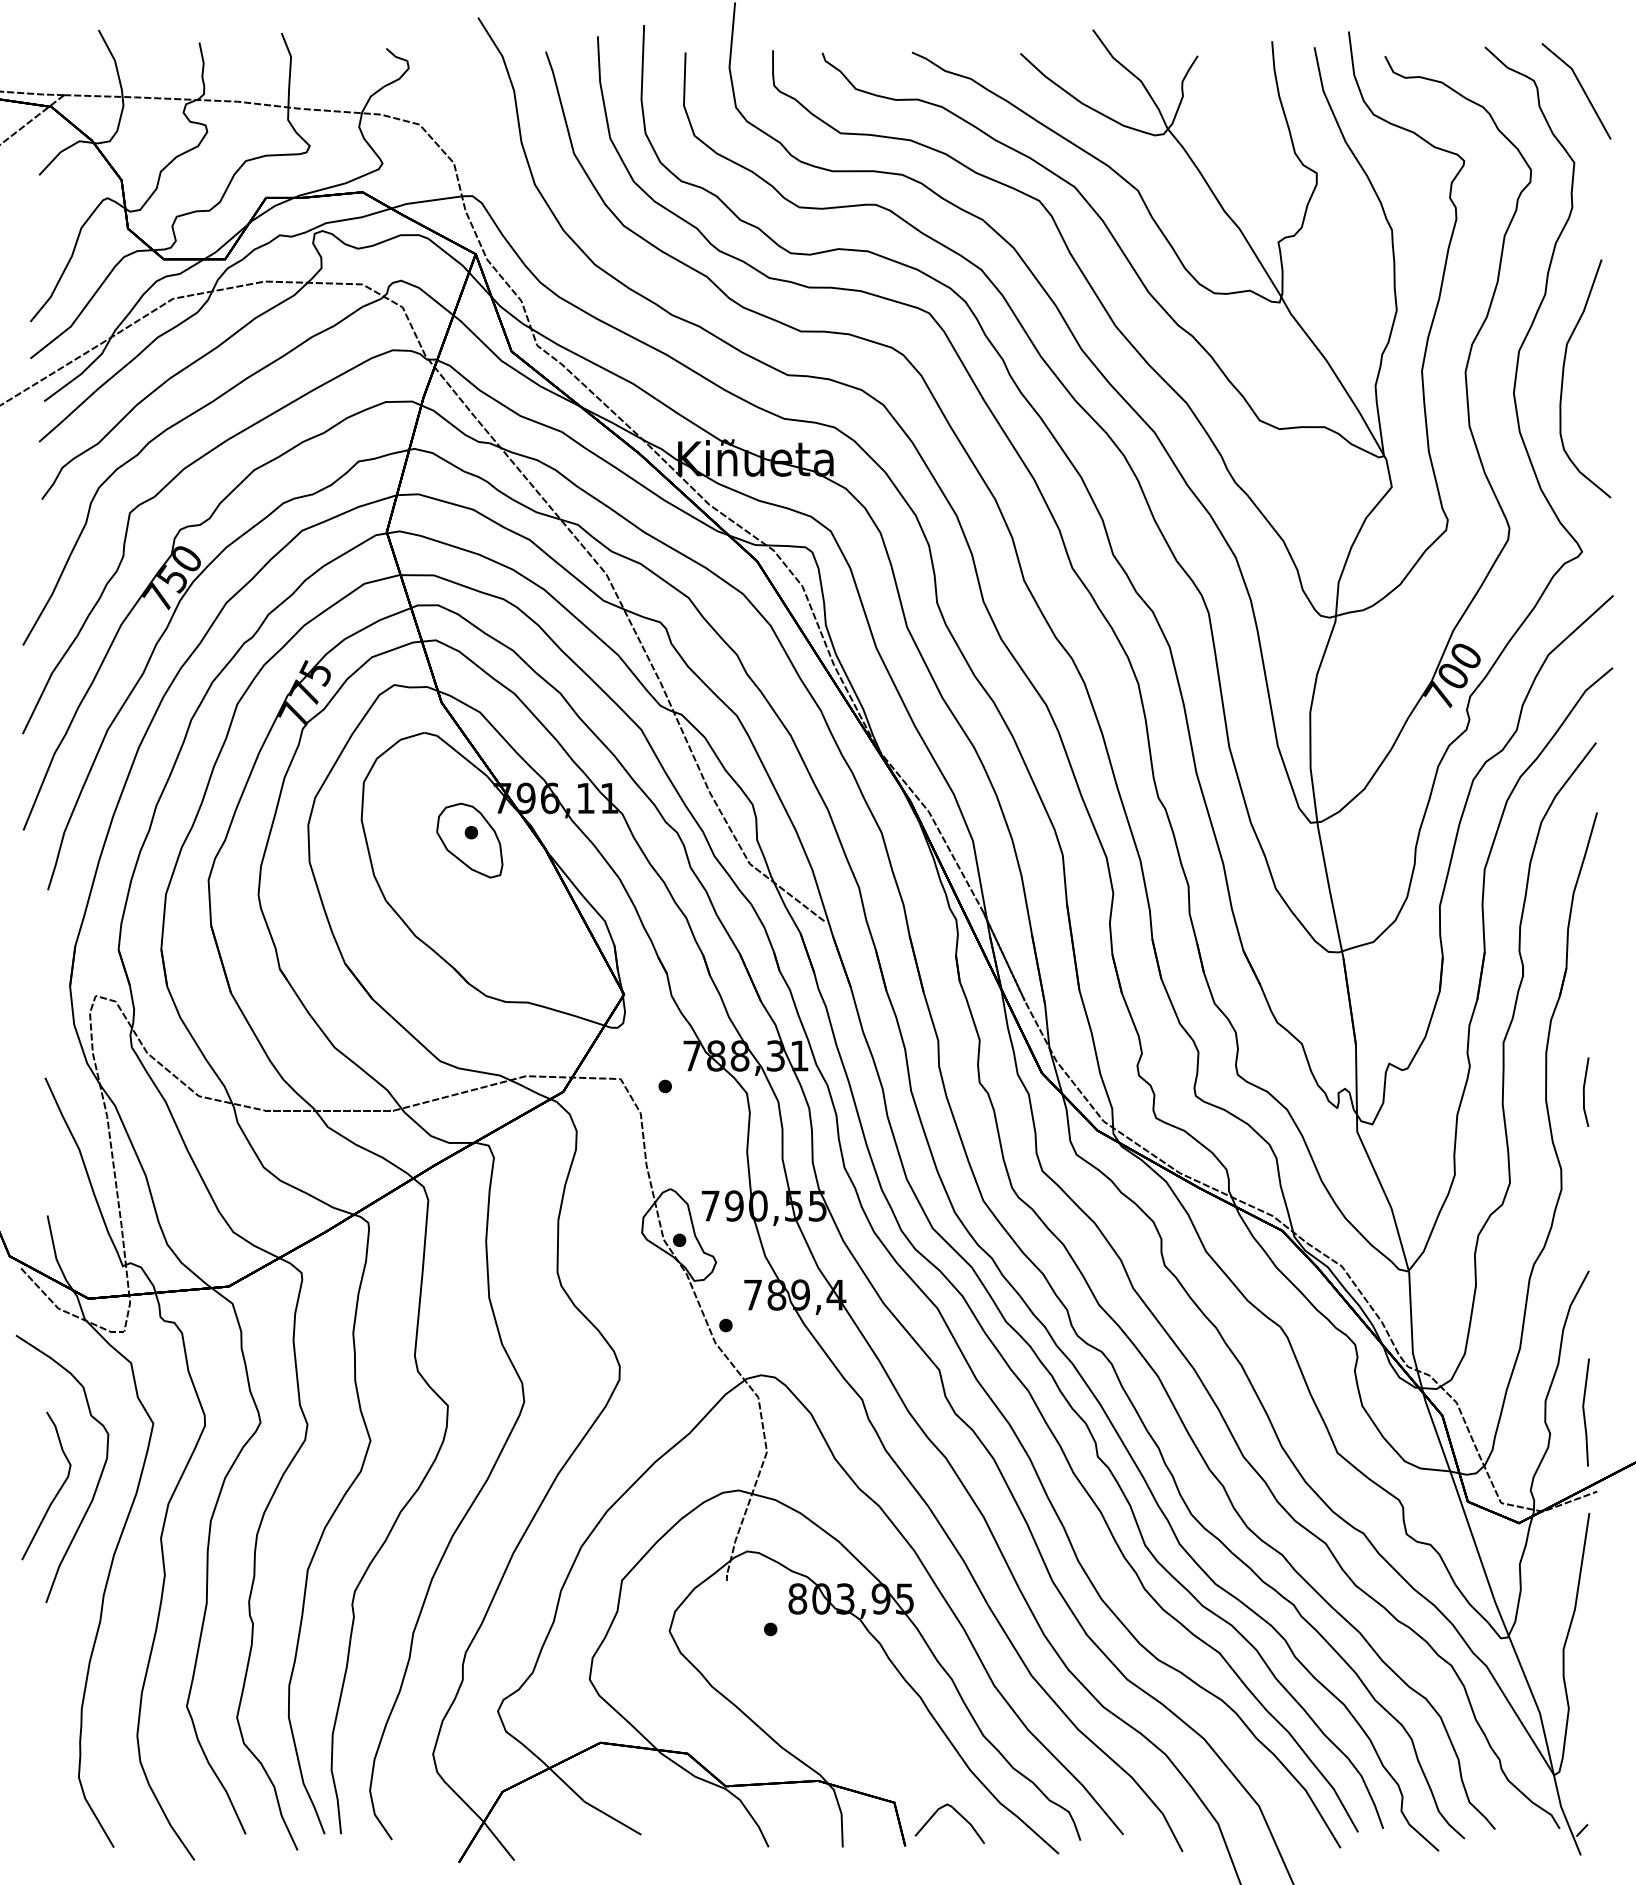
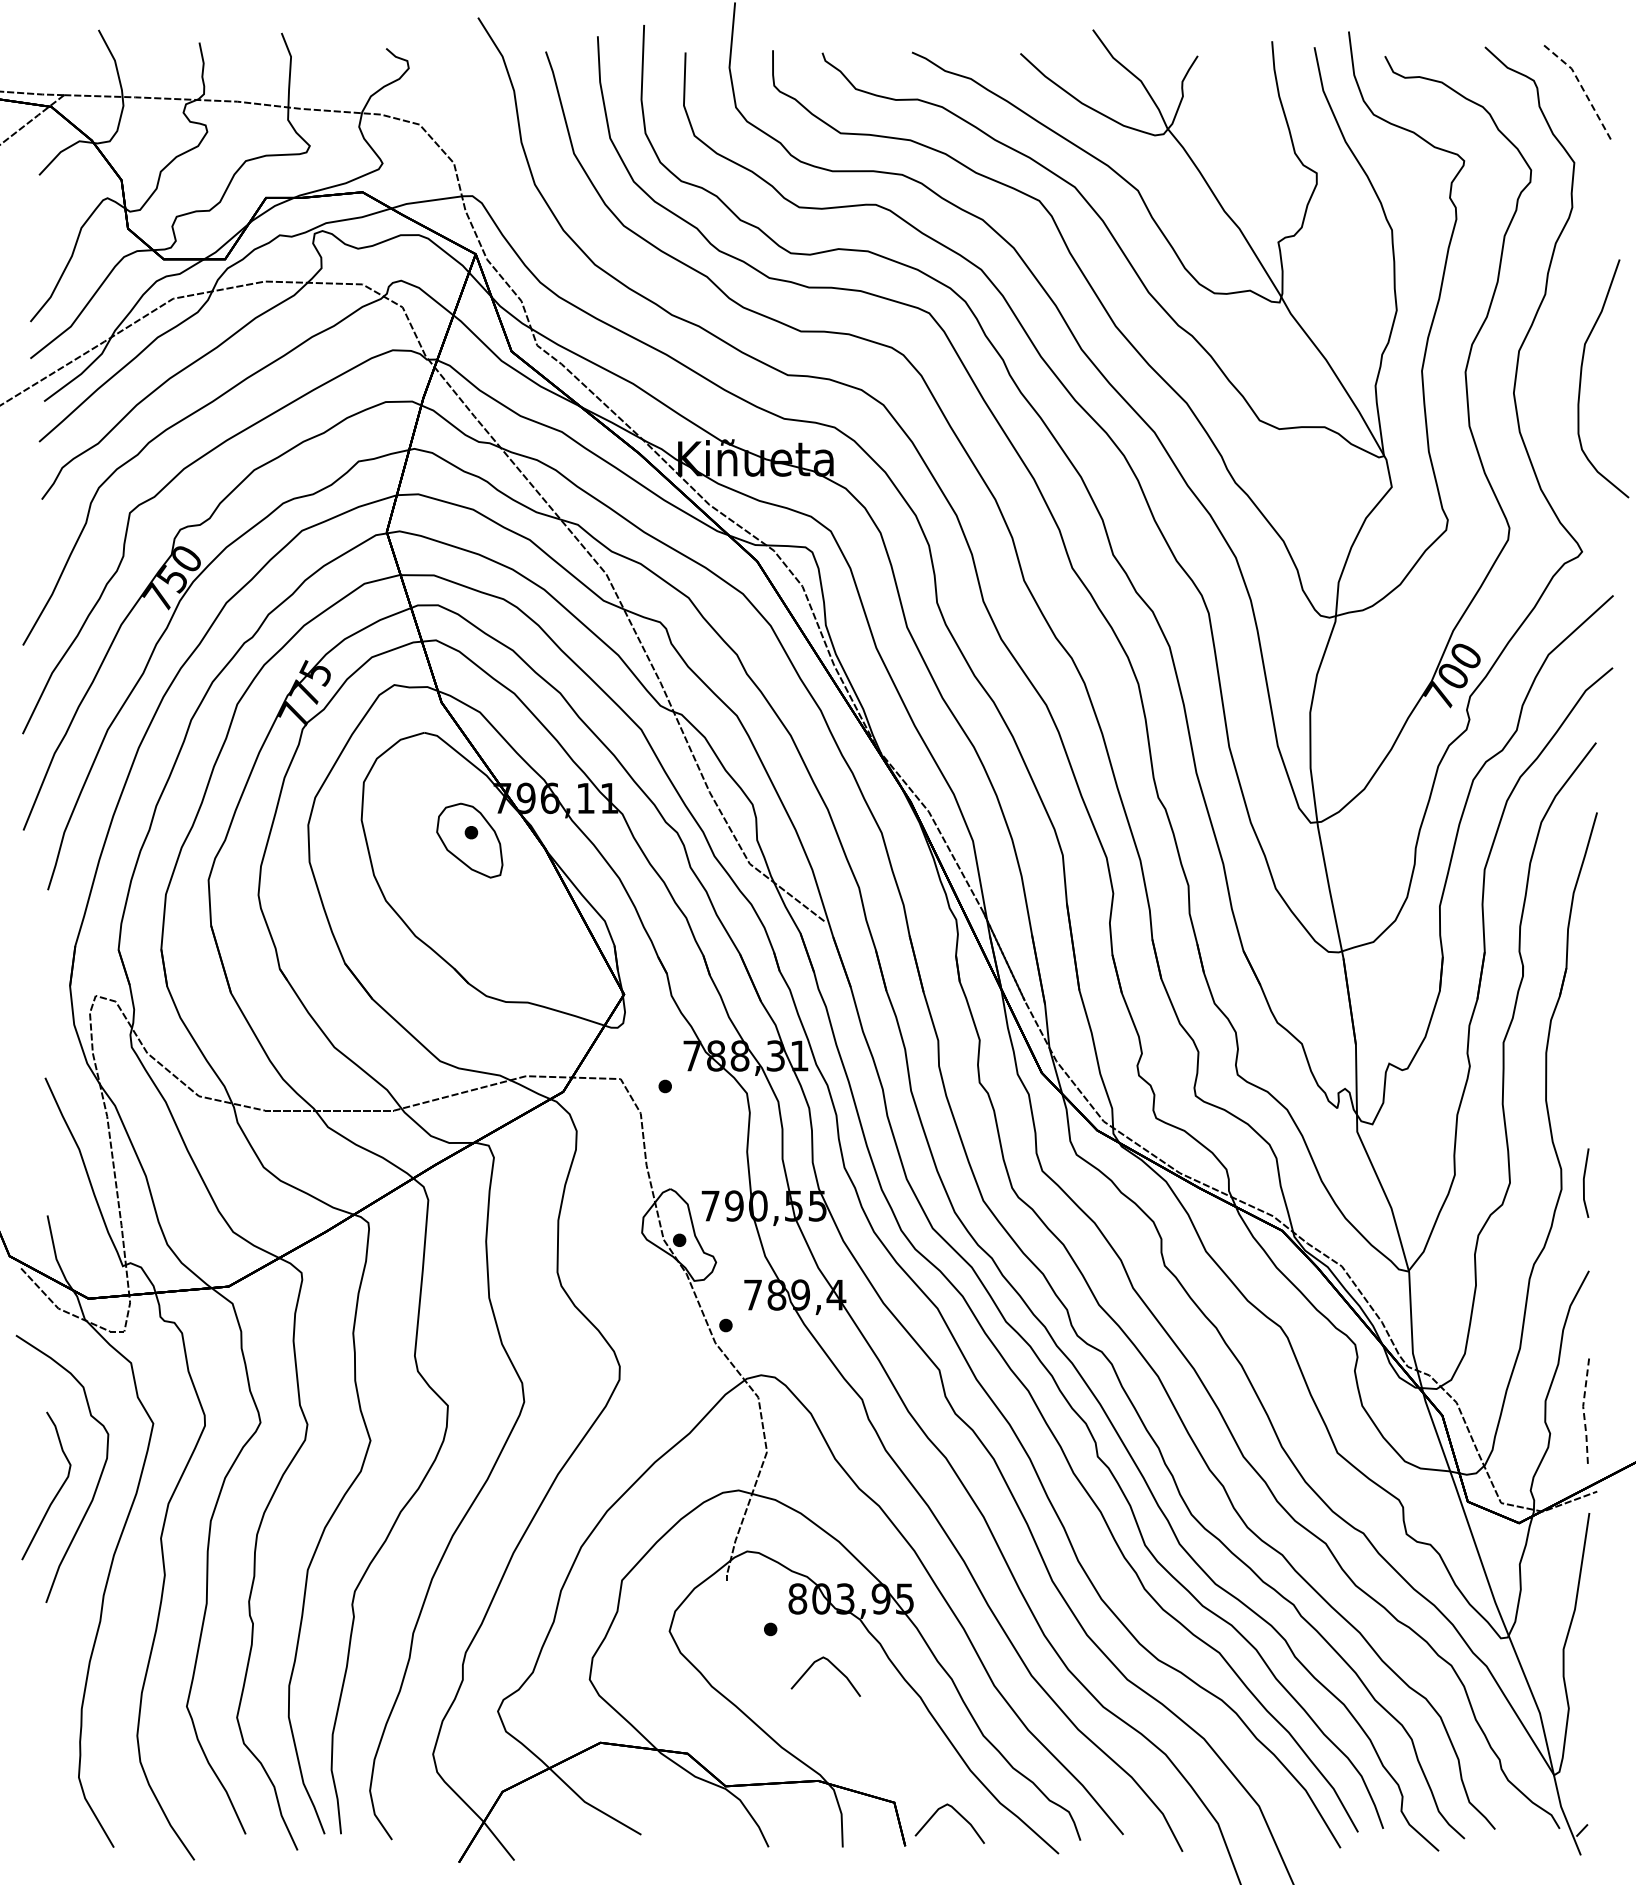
line: solid -> dashed (1581, 86)
curve position: (1563, 378) -> (1581, 378) (1581, 378)
line position: (1584, 1091) -> (1584, 1182) (1584, 1182)
line: solid -> dashed (1583, 1412)
curve: none -> present (834, 1667)
